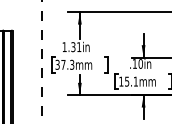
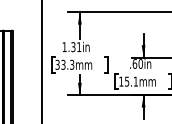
line: dashed -> solid (42, 61)
text: .10in -> .60in (134, 63)
text: 37.3mm -> 33.3mm (63, 64)
